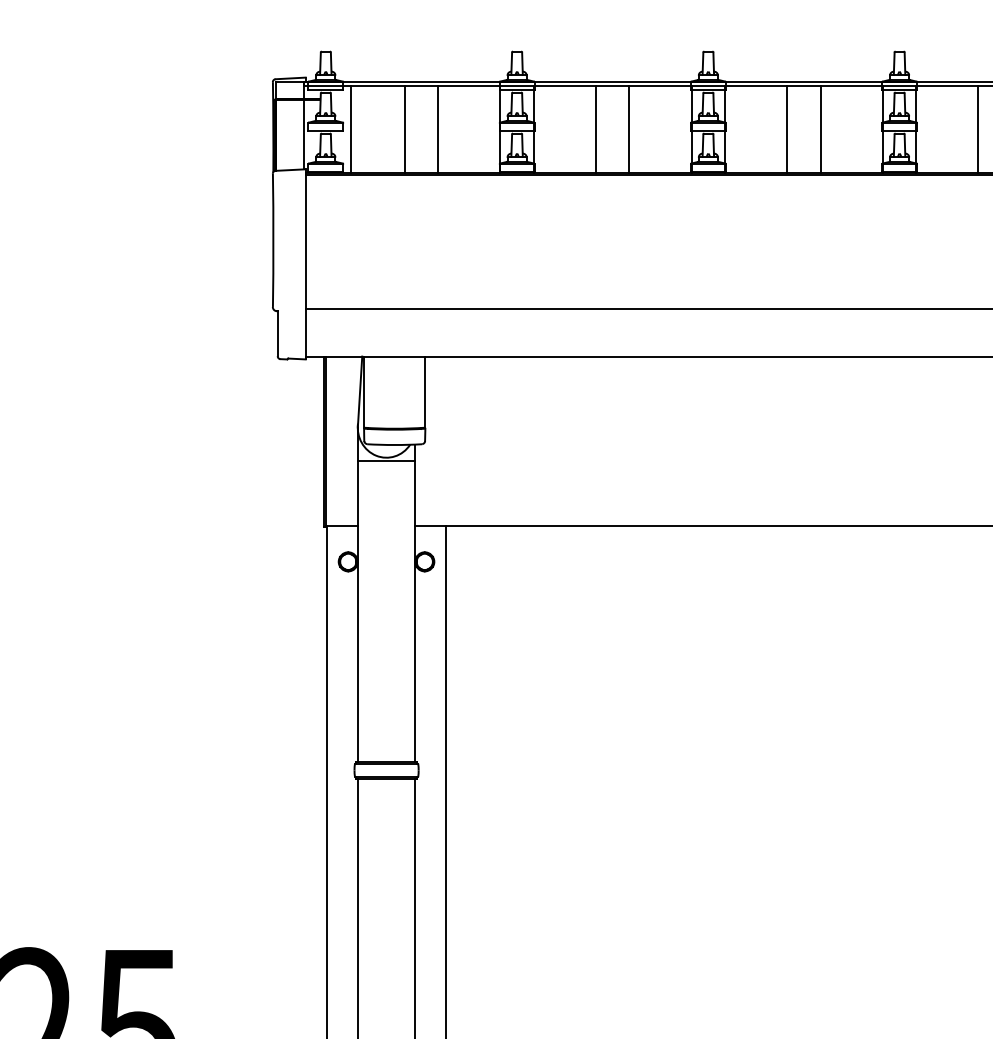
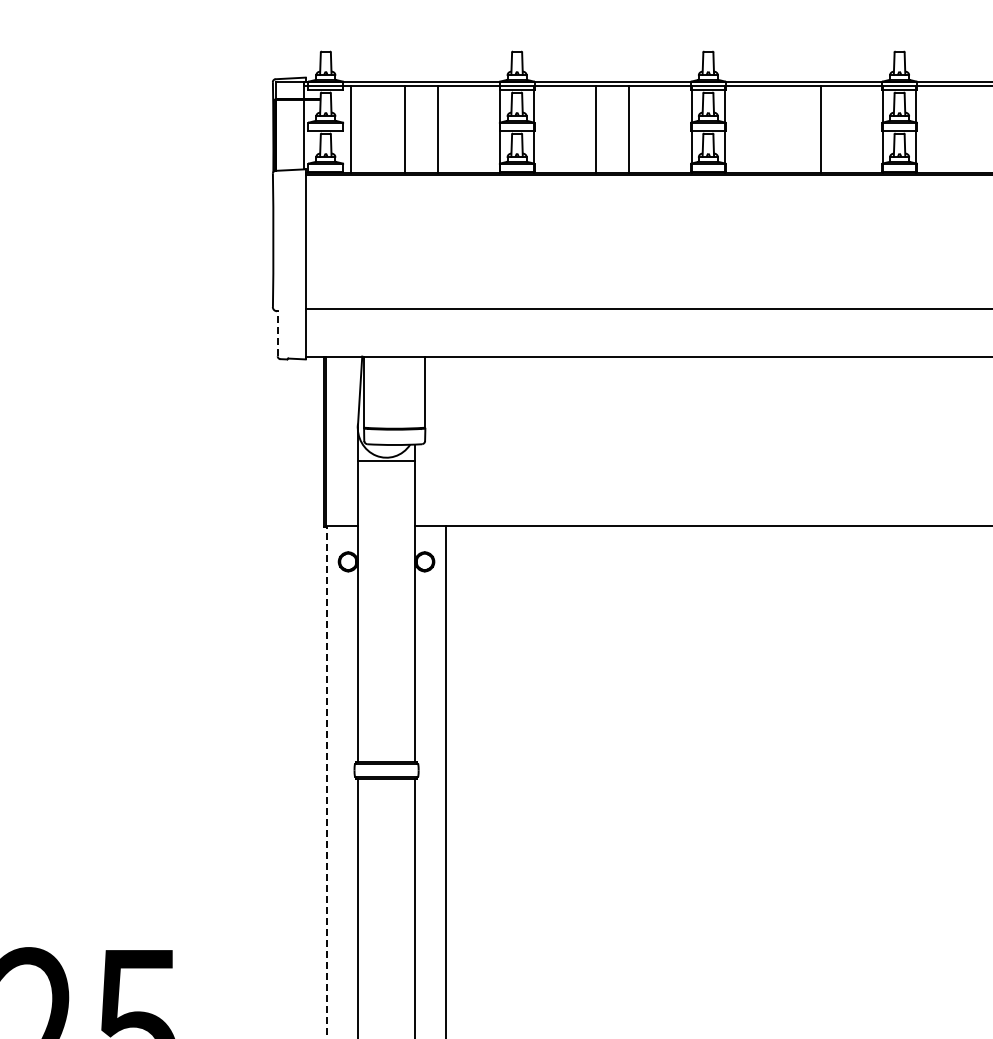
line: present -> none (787, 129)
line: present -> none (978, 129)
line: solid -> dashed (277, 333)
line: solid -> dashed (326, 782)
